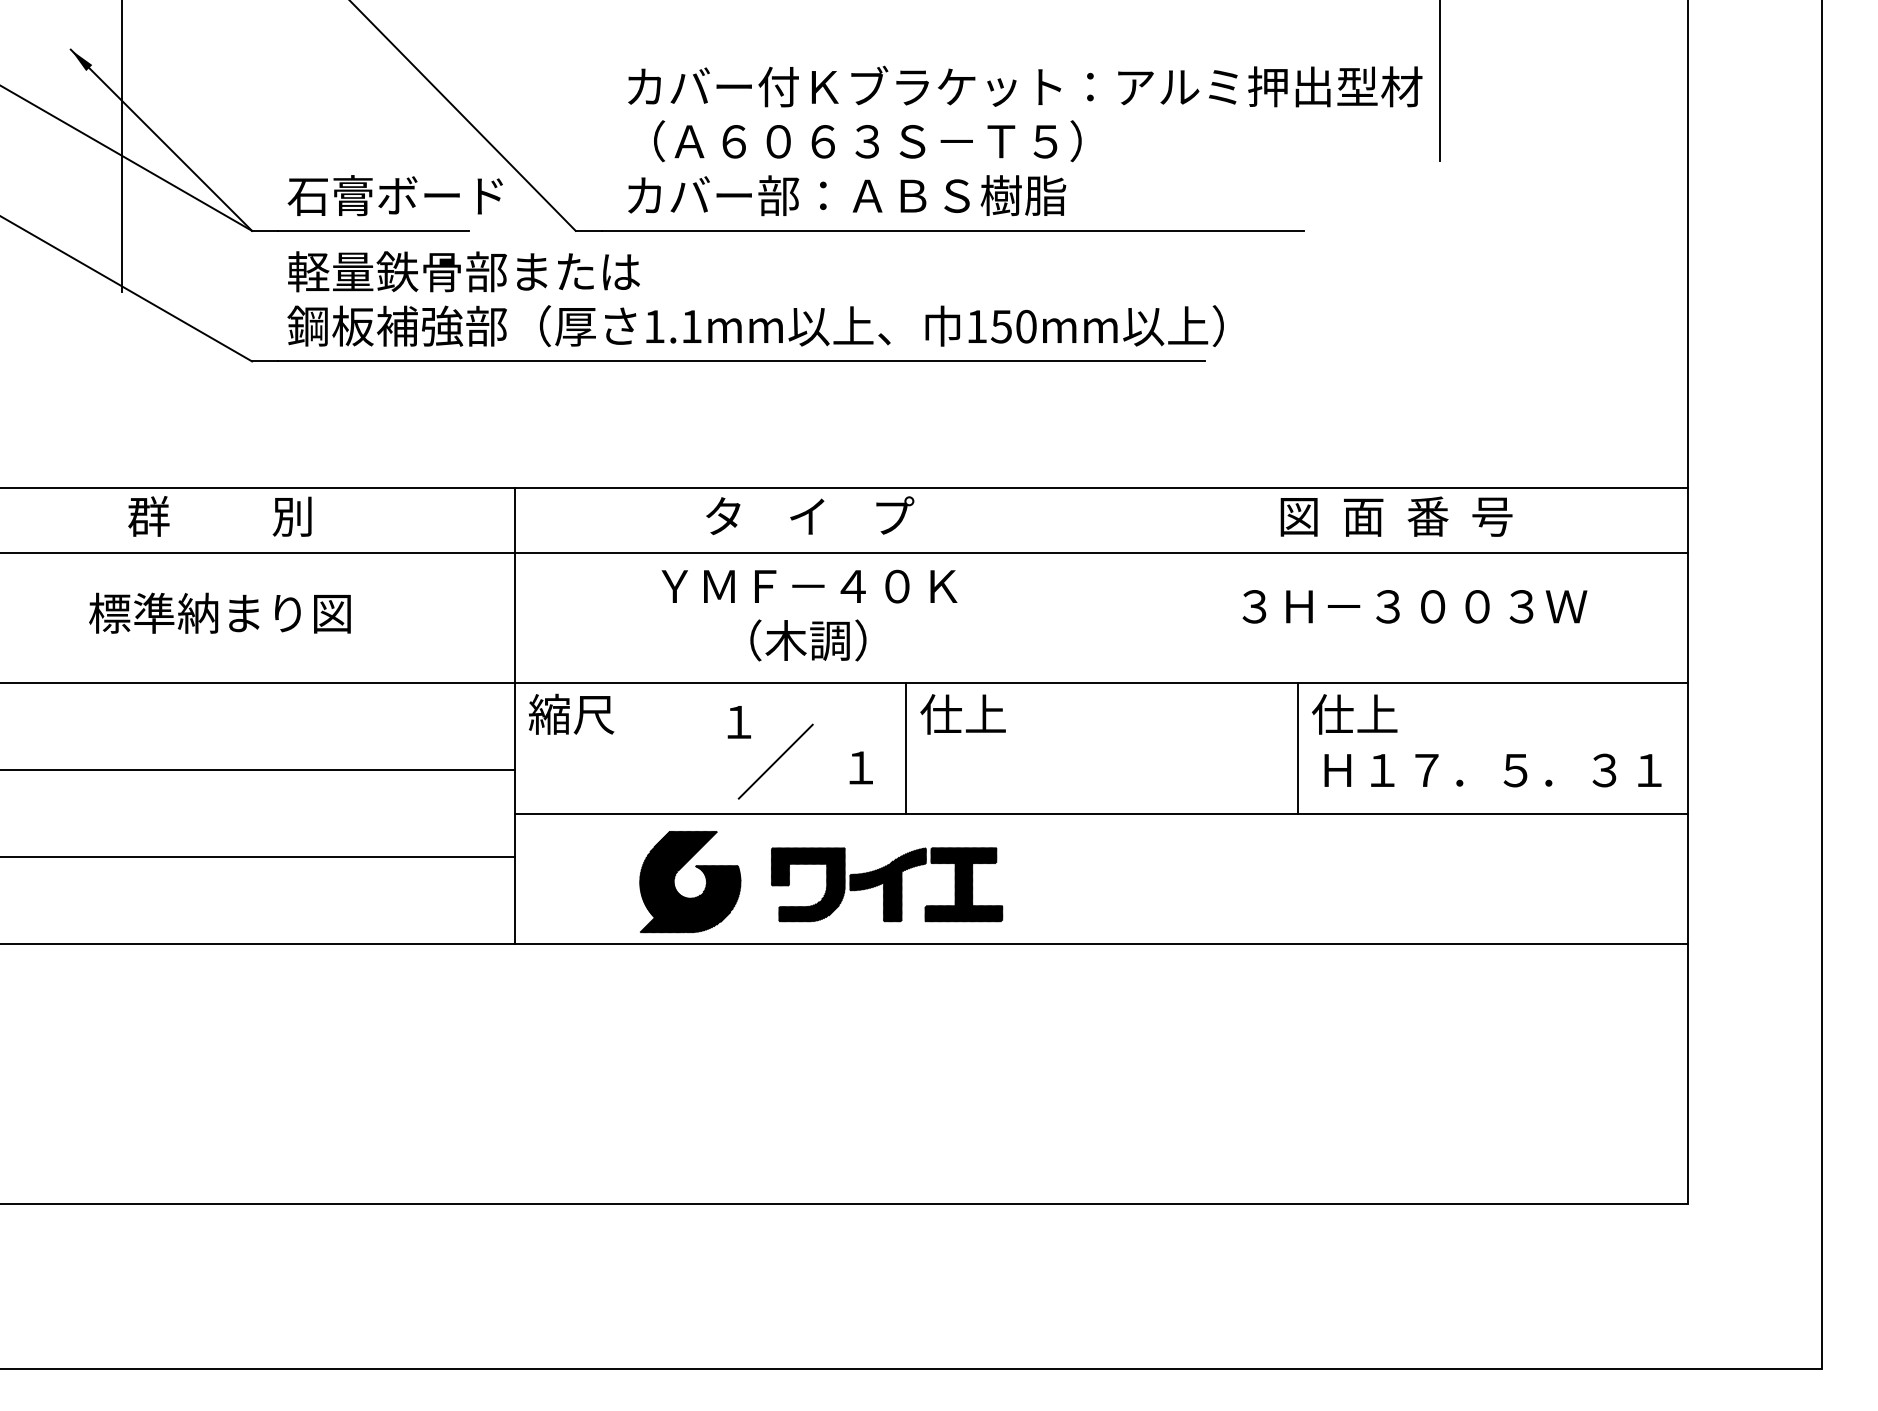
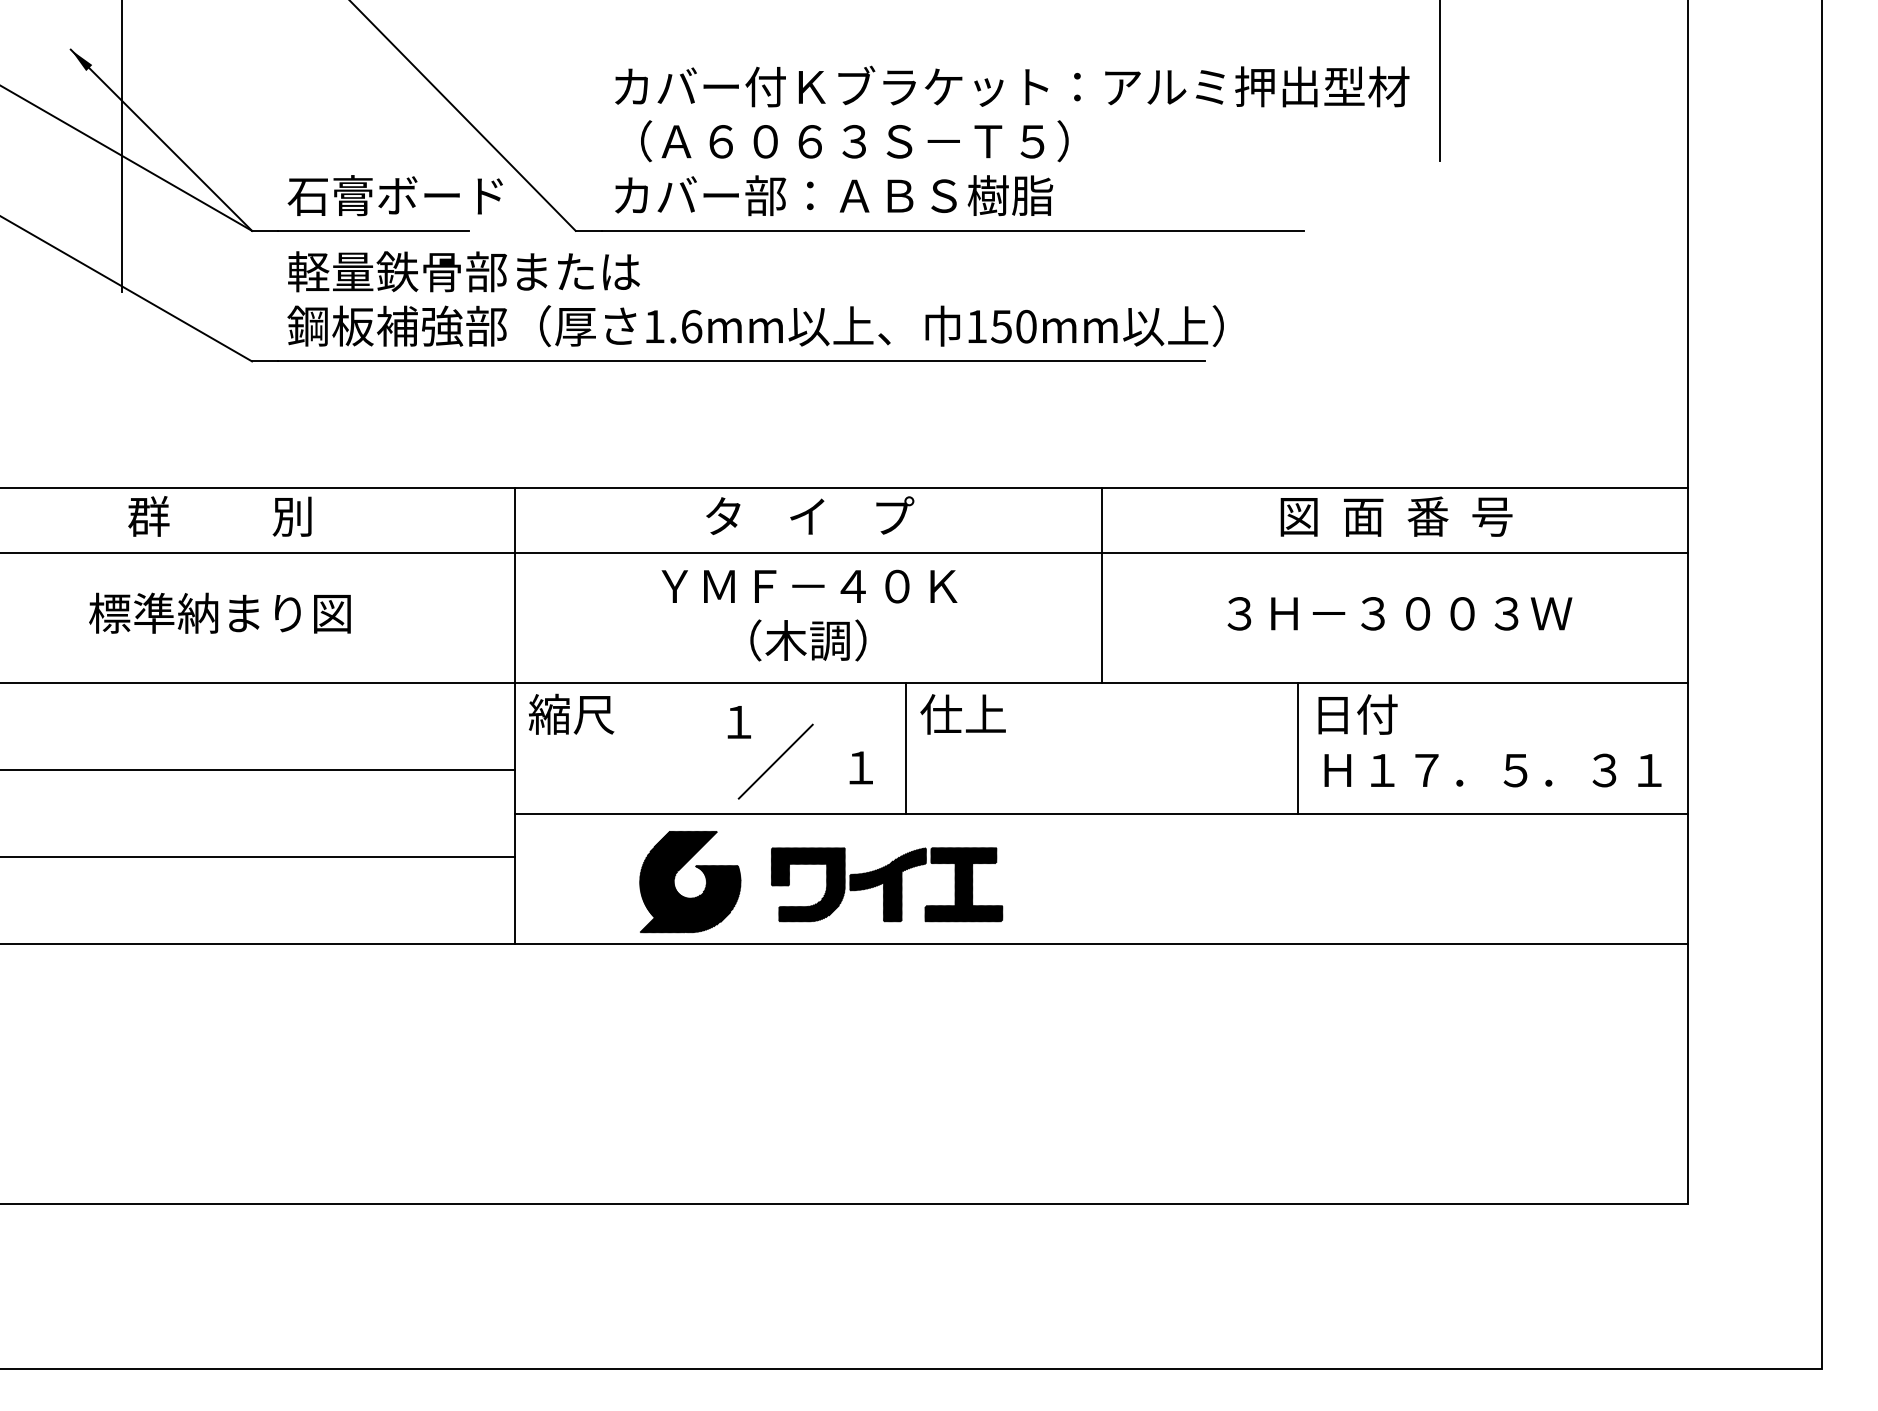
text position: (1025, 140) -> (1012, 140) (1012, 140)
text: 1.1mm -> 1.6mm (692, 326)
line: none -> present (1102, 585)
text position: (1414, 606) -> (1399, 613) (1399, 613)
text: 仕上 -> 日付 (1354, 714)
